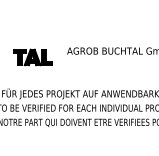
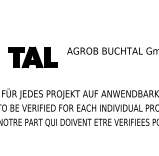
part size: 40x19 px -> 50x23 px (32, 57)
